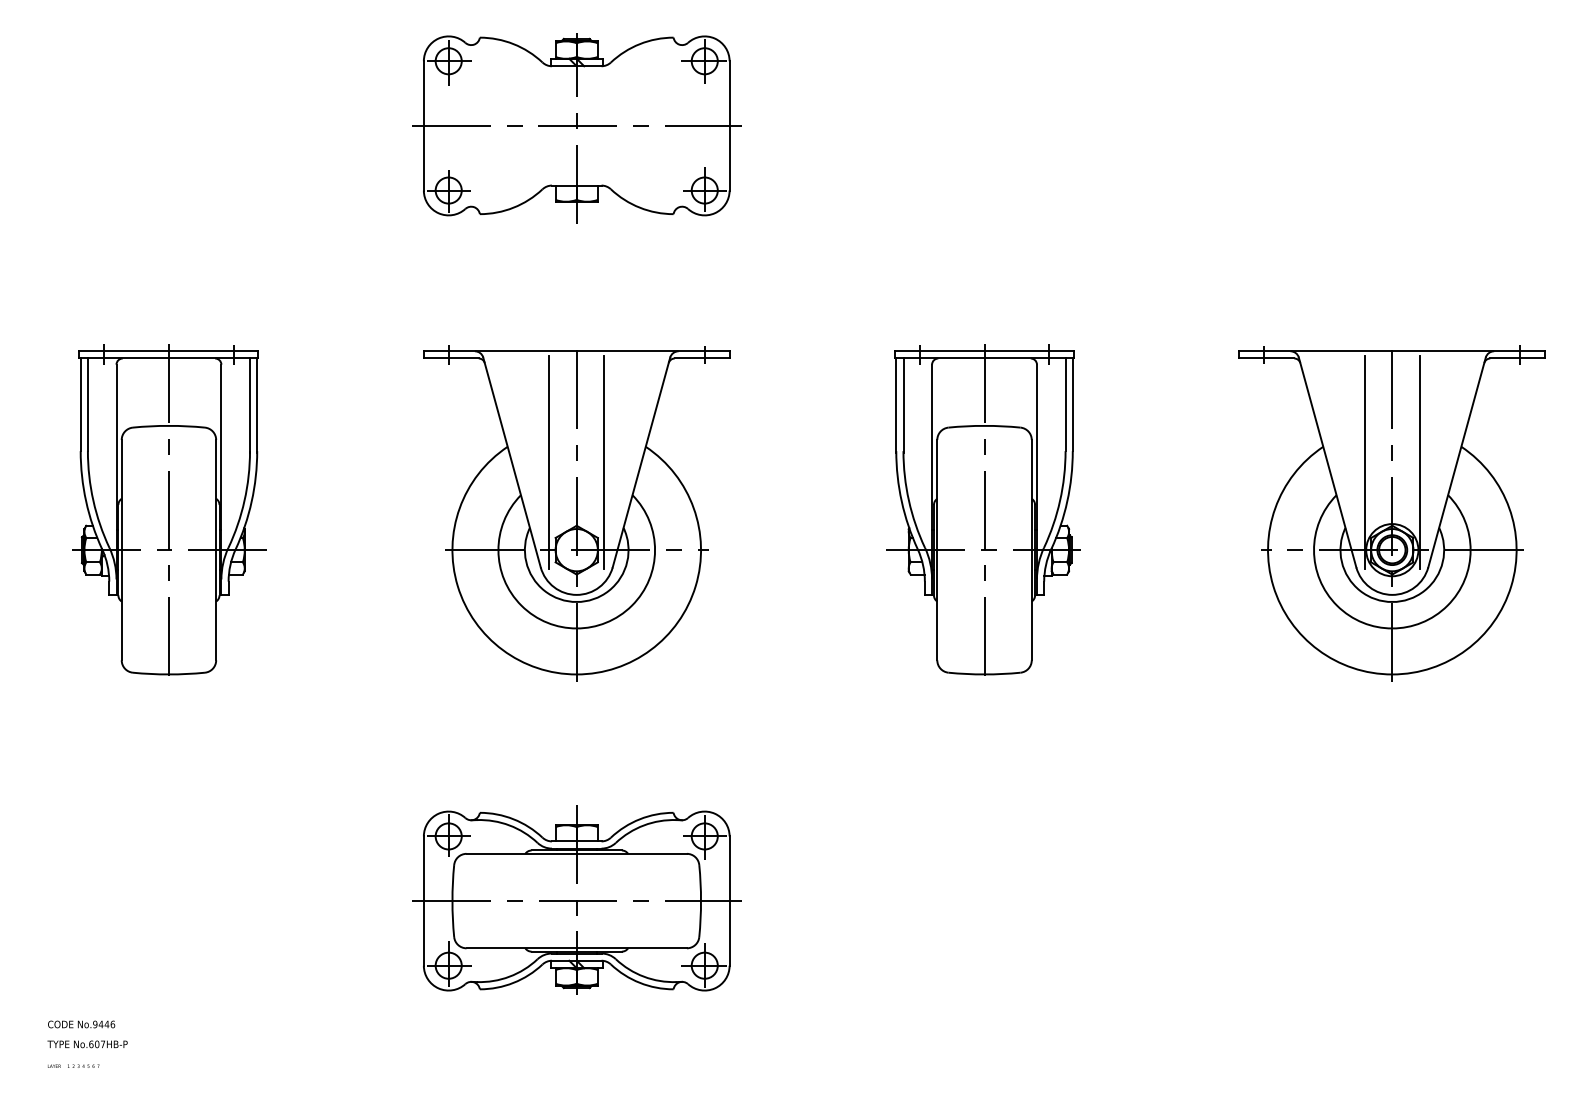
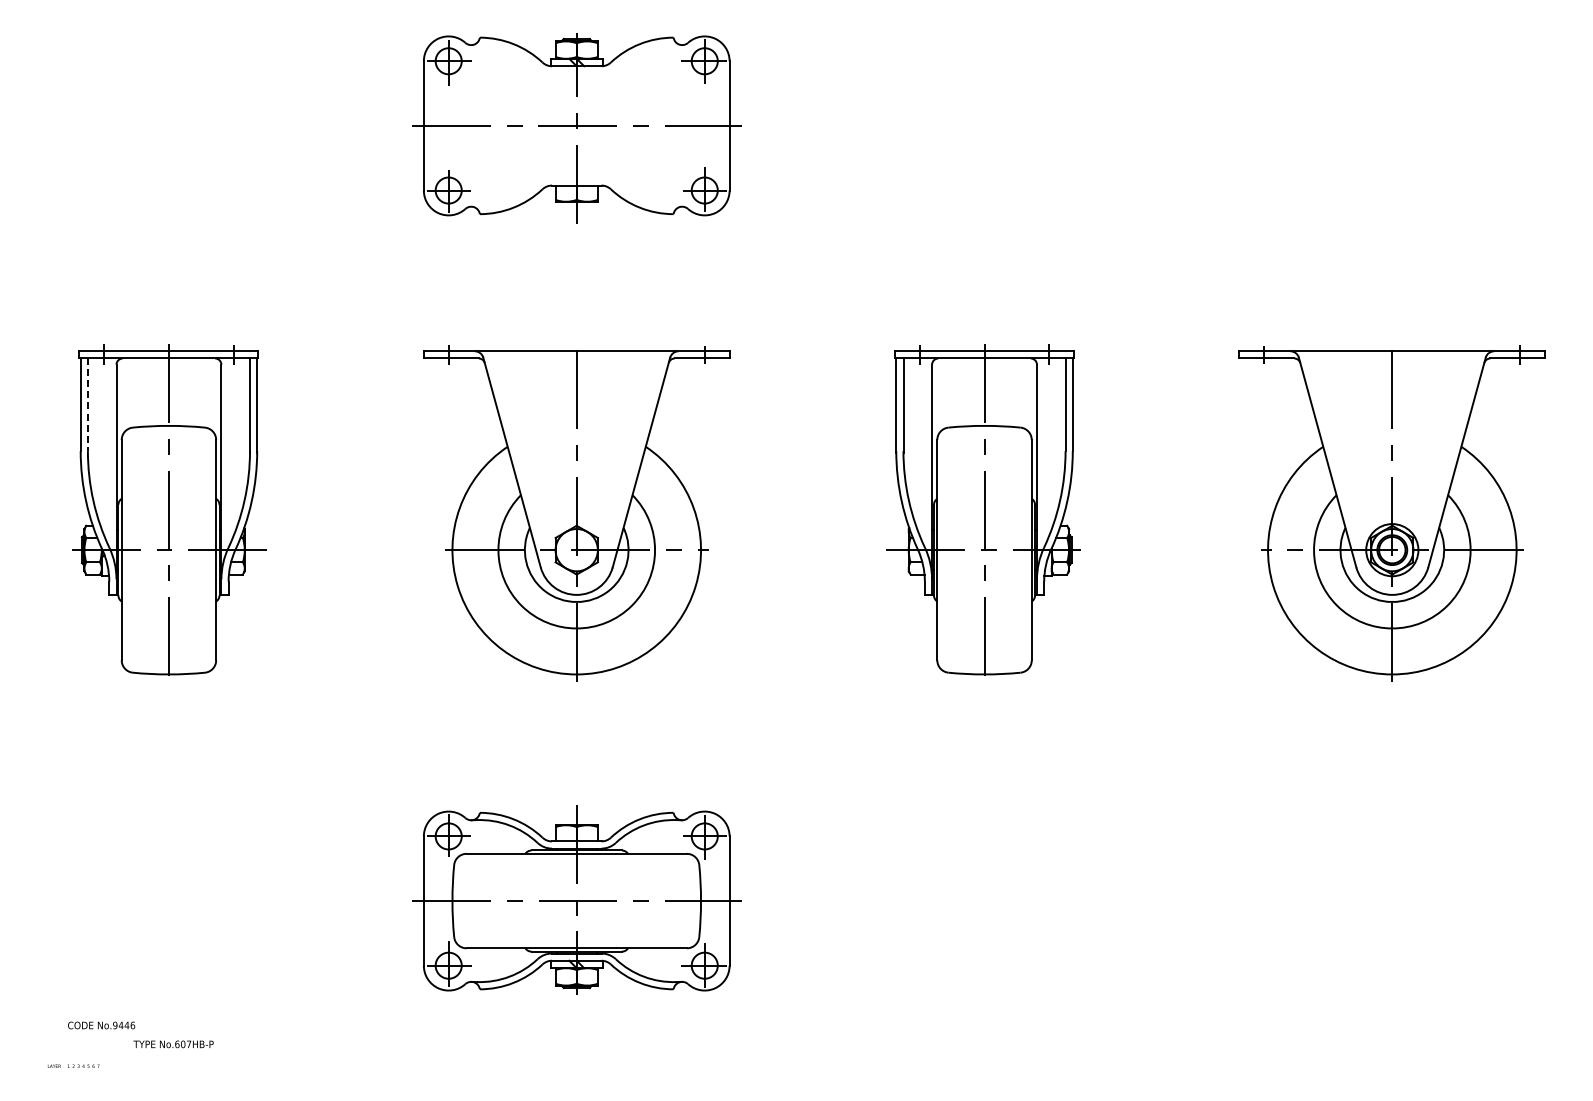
line: solid -> dashed (87, 405)
line: present -> none (549, 462)
line: present -> none (604, 462)
line: present -> none (1364, 462)
line: present -> none (1419, 462)
text position: (81, 1024) -> (101, 1025) (101, 1025)
text position: (87, 1044) -> (173, 1044) (173, 1044)
